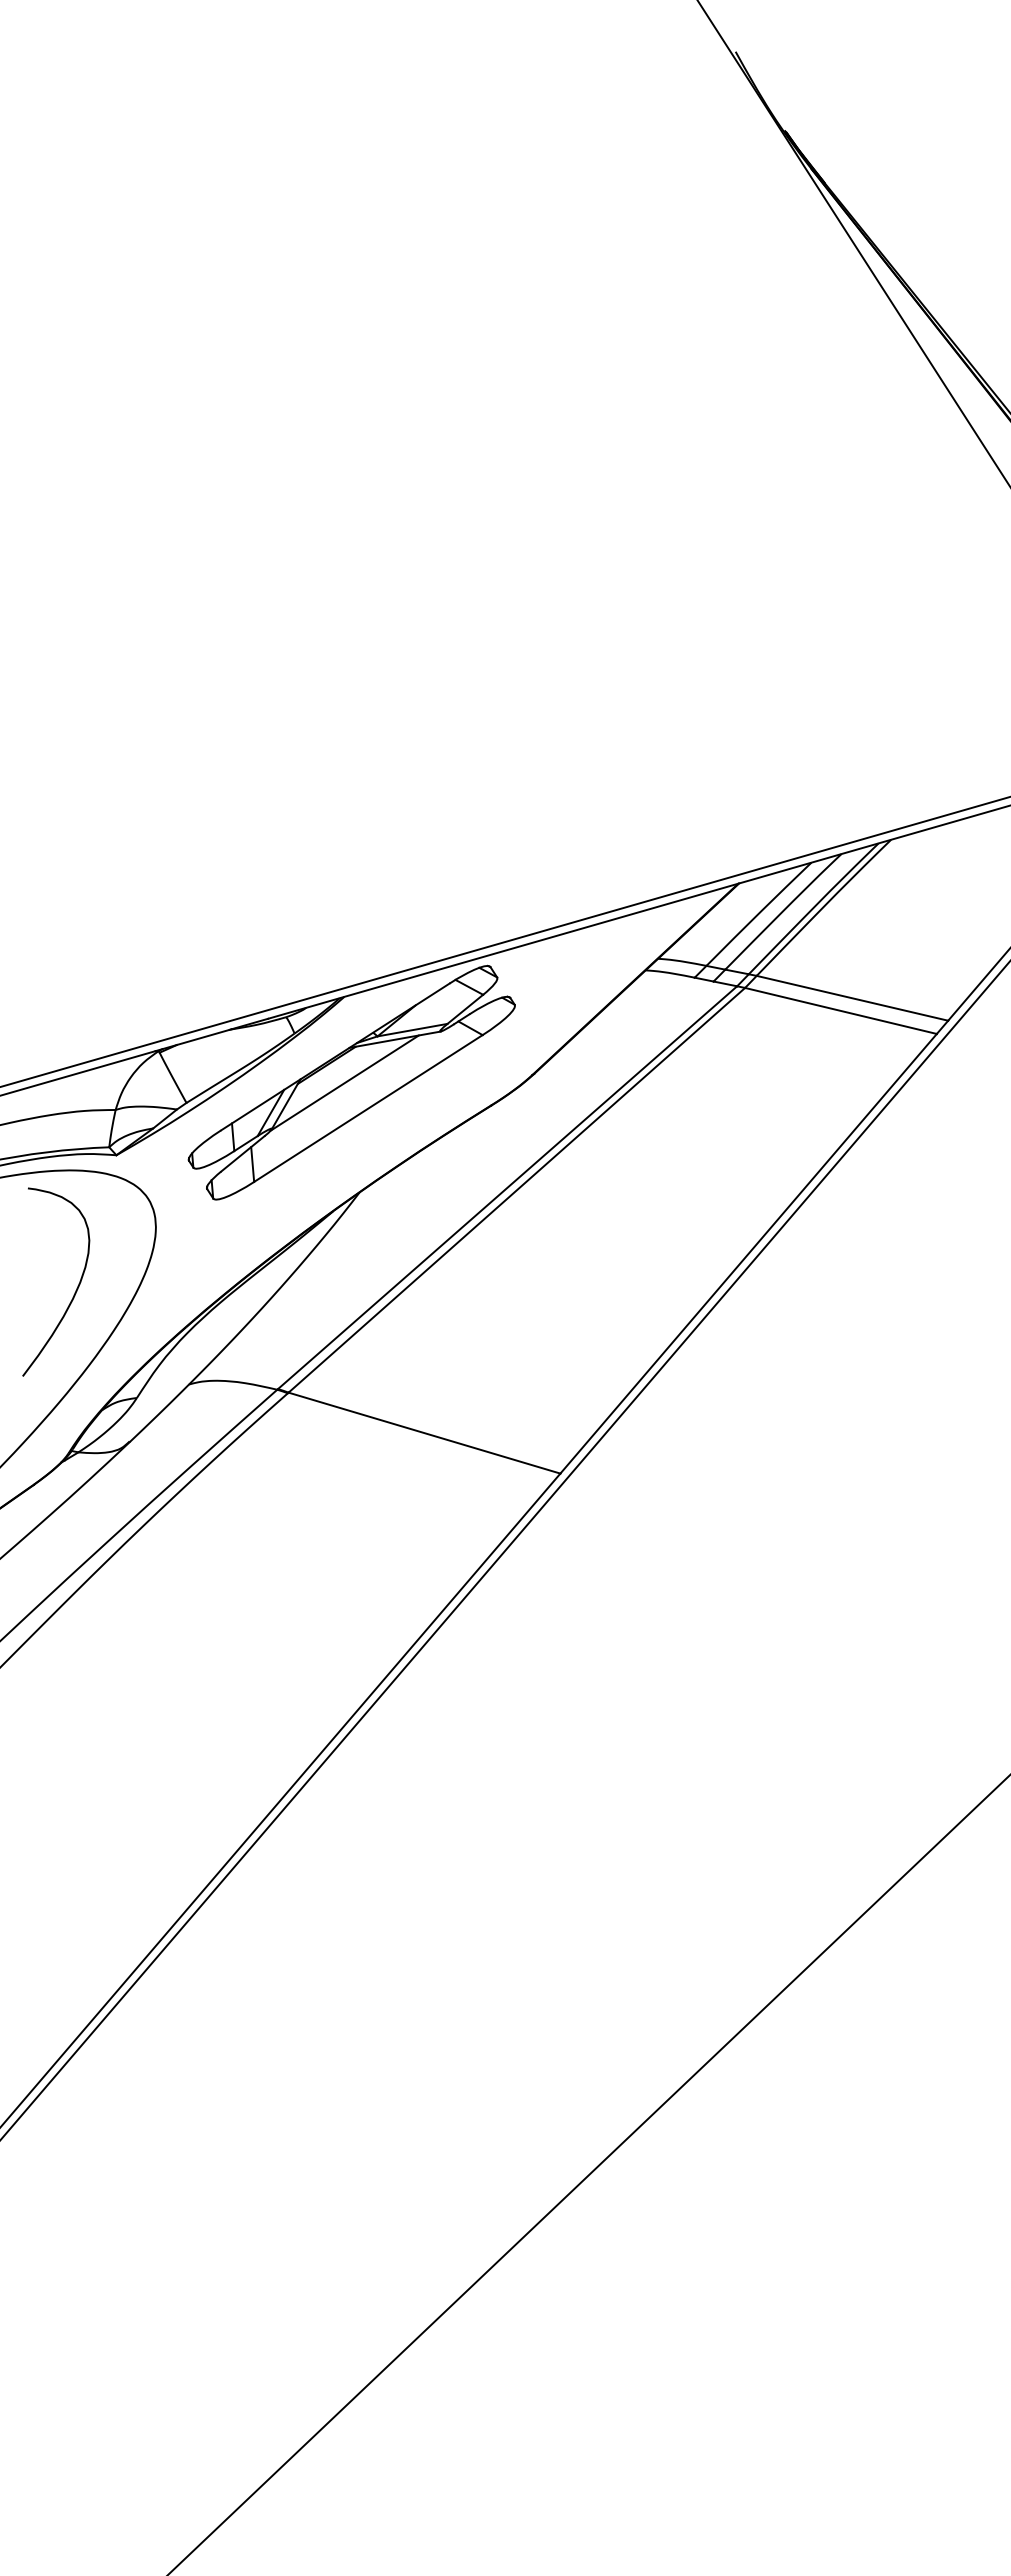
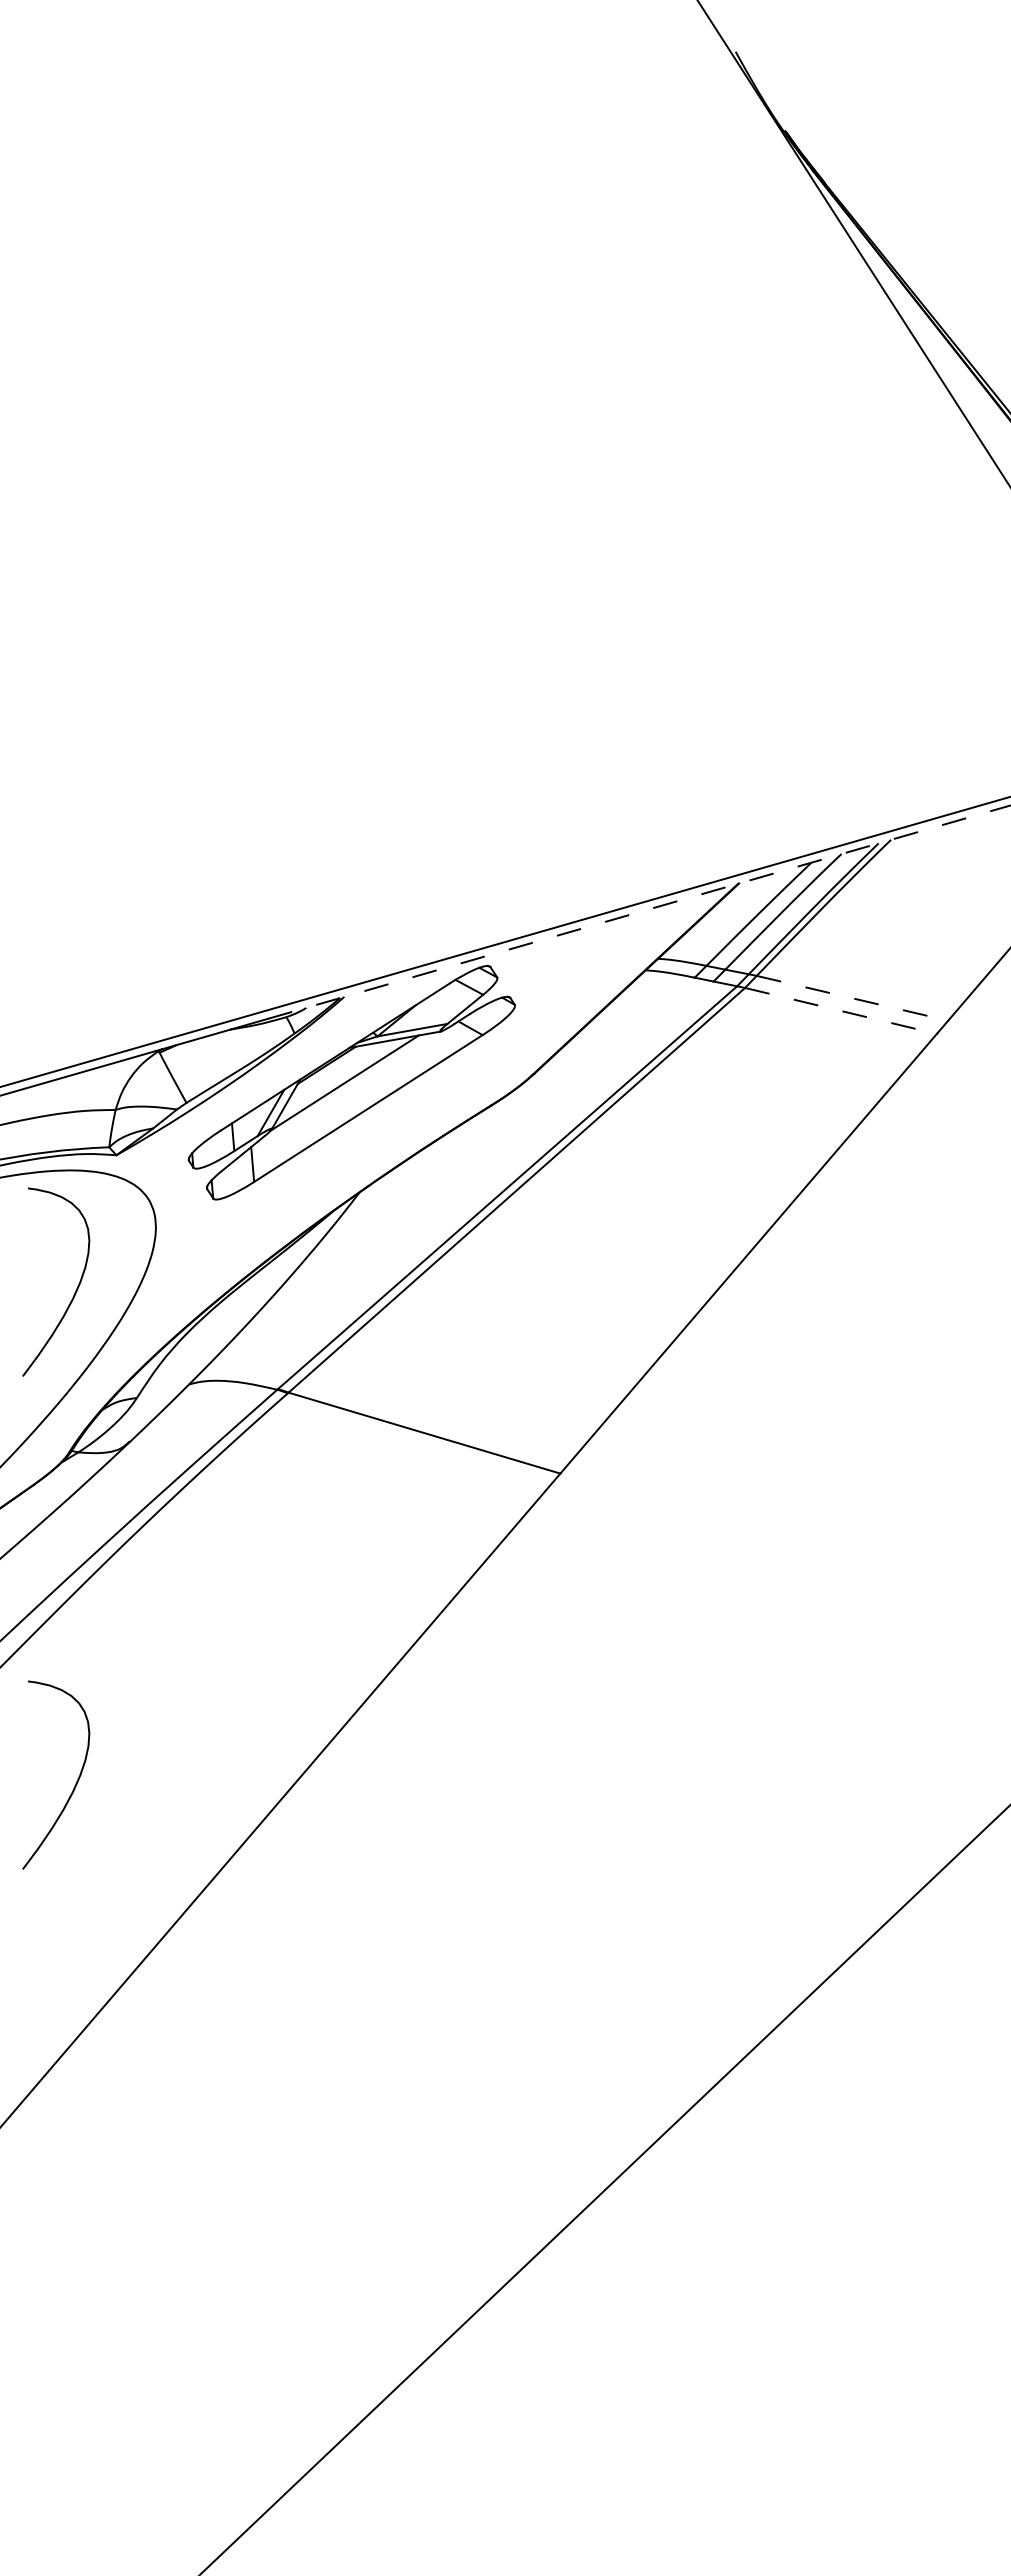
line: solid -> dashed (639, 911)
line: solid -> dashed (852, 998)
line: solid -> dashed (840, 1010)
line: present -> none (504, 1550)
curve: none -> present (75, 1783)
line position: (588, 2174) -> (604, 2189) (604, 2189)
